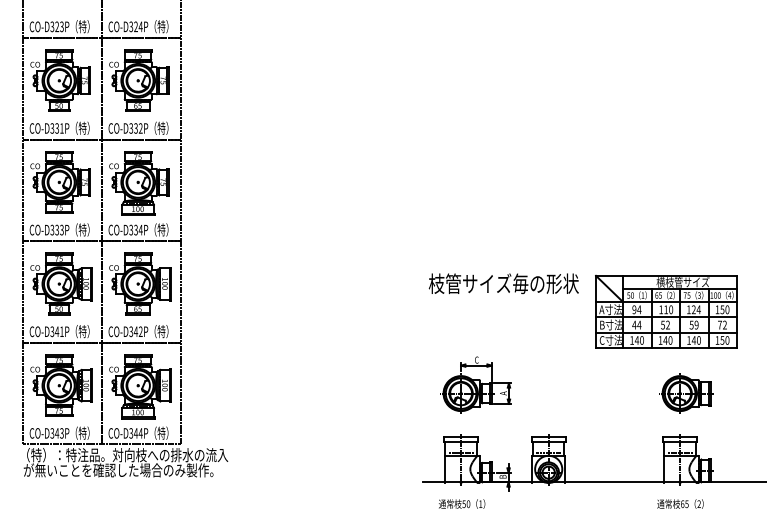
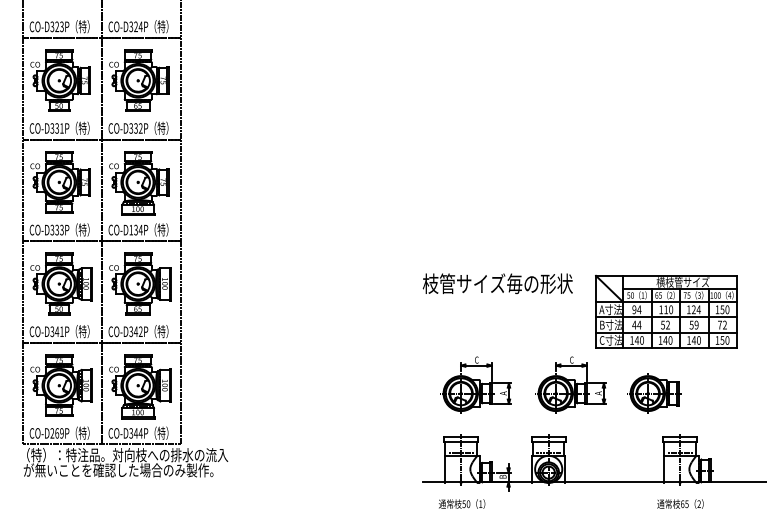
text: CO-D334P -> CO-D134P (131, 229)
text position: (503, 283) -> (497, 283) (497, 283)
part: none -> present (570, 384)
part position: (686, 393) -> (654, 393) (654, 393)
text: CO-D343P -> CO-D269P (56, 433)
